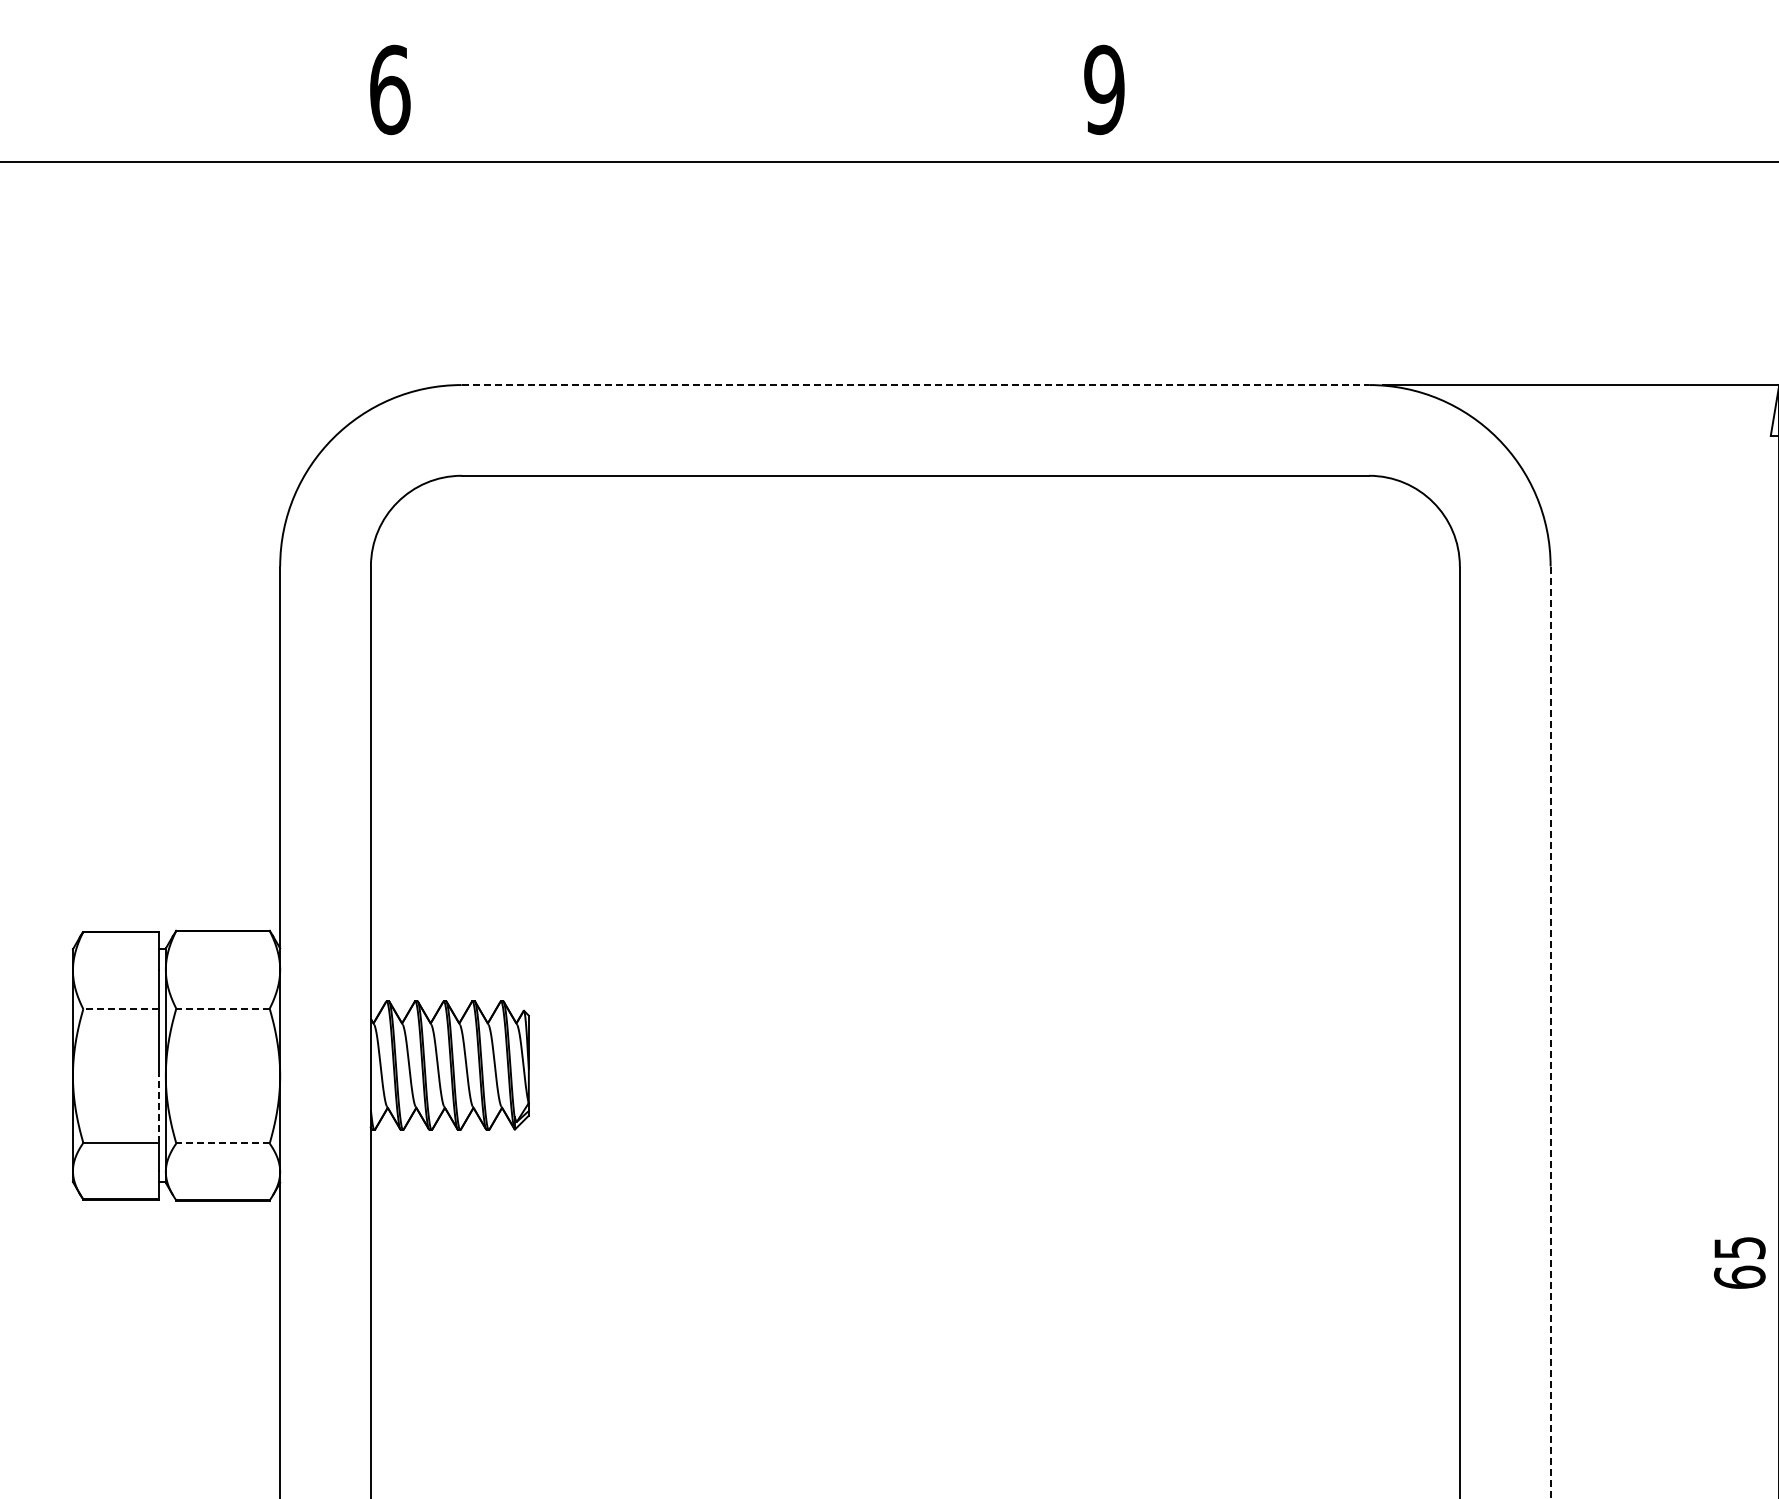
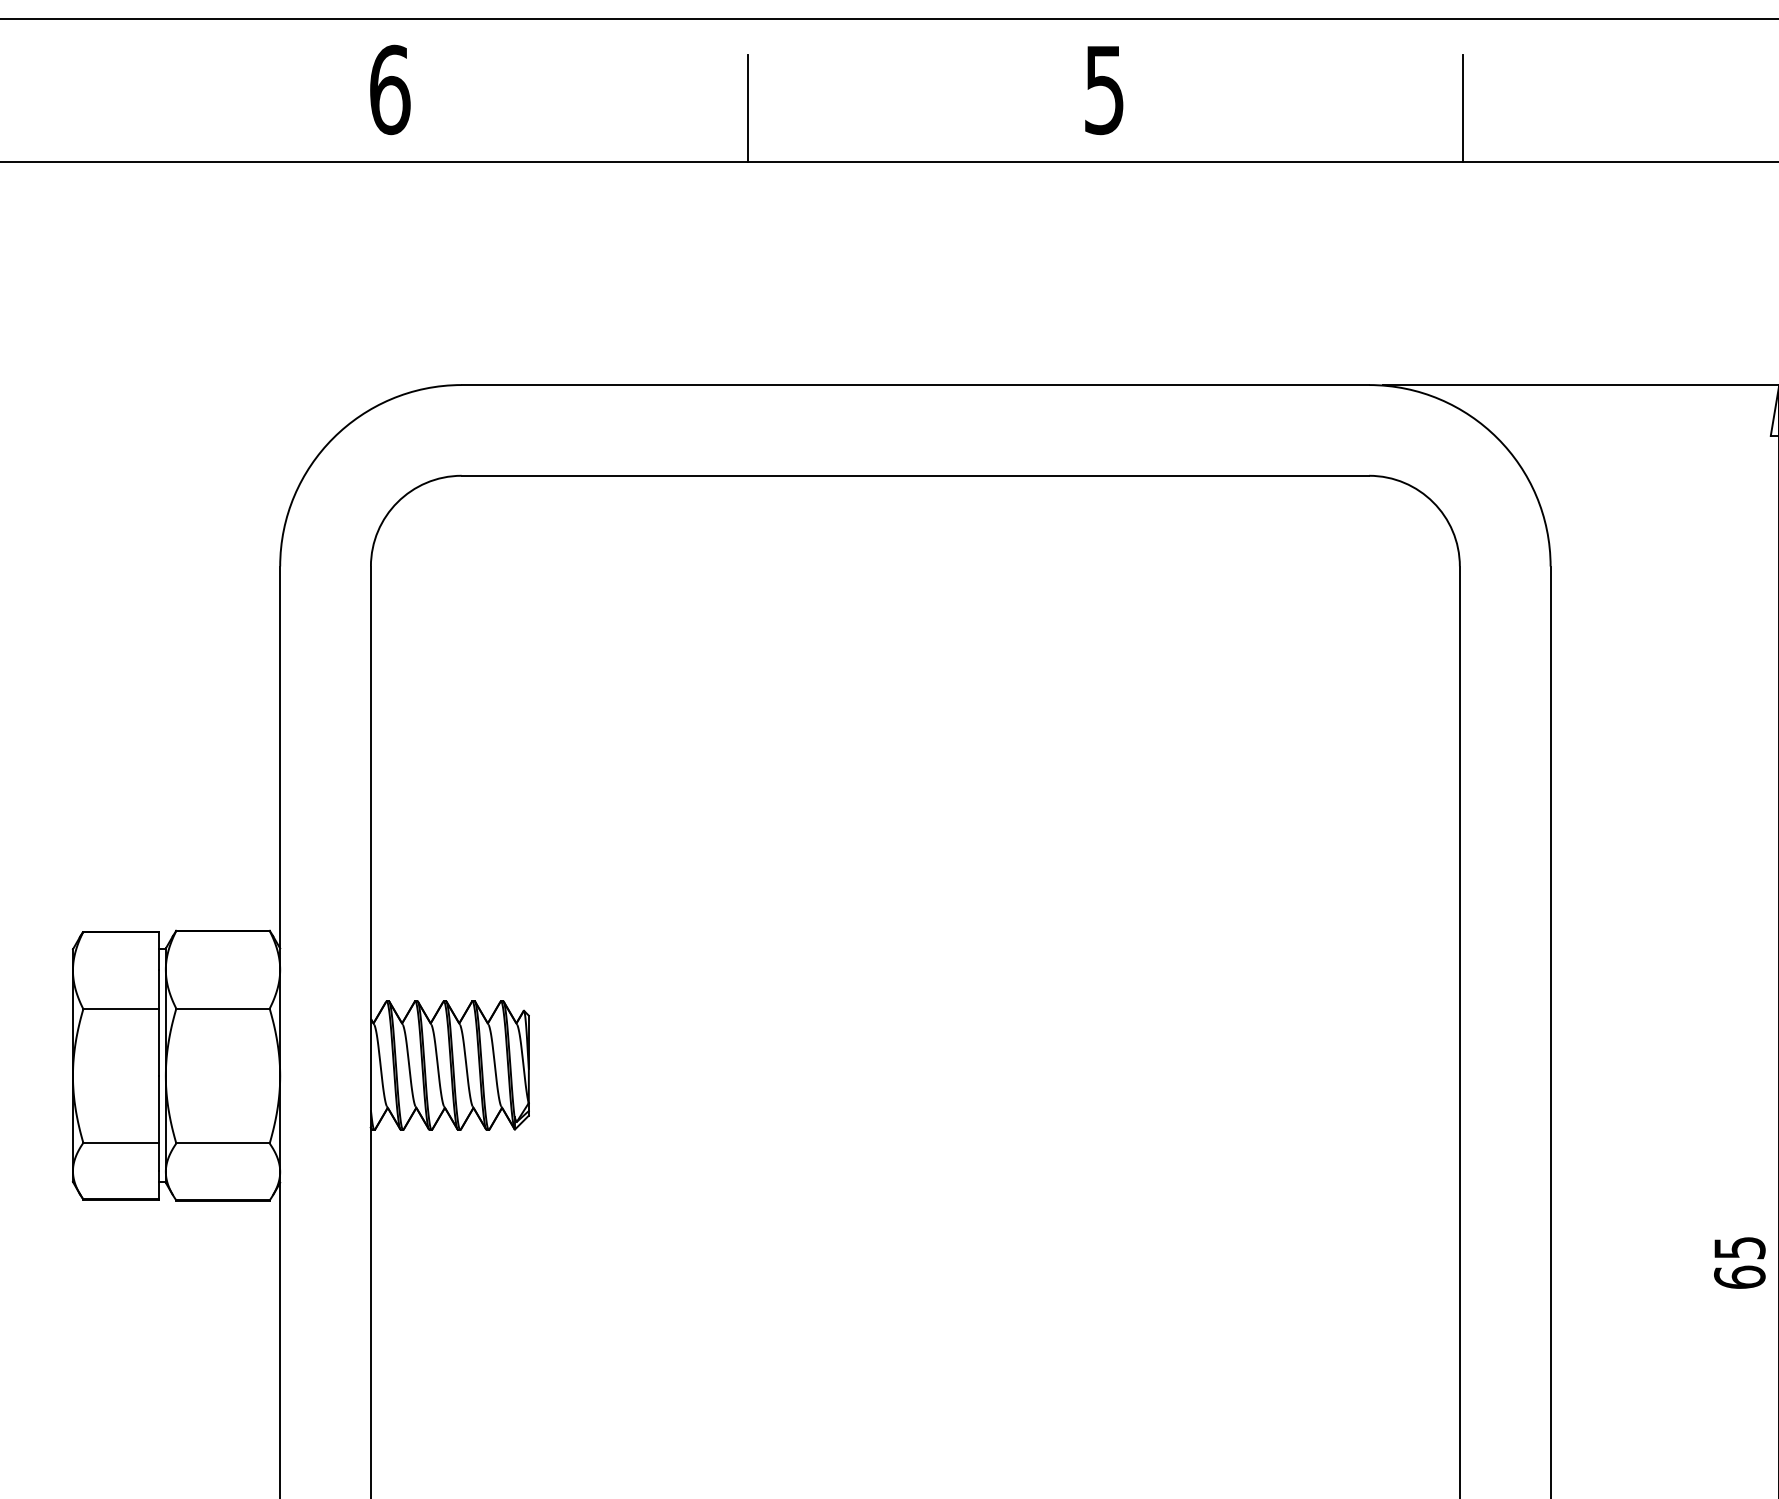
line: none -> present (888, 19)
text: 9 -> 5 (1104, 89)
line: none -> present (748, 108)
line: none -> present (1462, 108)
line: dashed -> solid (915, 385)
line: dashed -> solid (223, 1008)
line: dashed -> solid (121, 1009)
line: dashed -> solid (1550, 1032)
line: dashed -> solid (158, 1108)
line: dashed -> solid (223, 1143)
